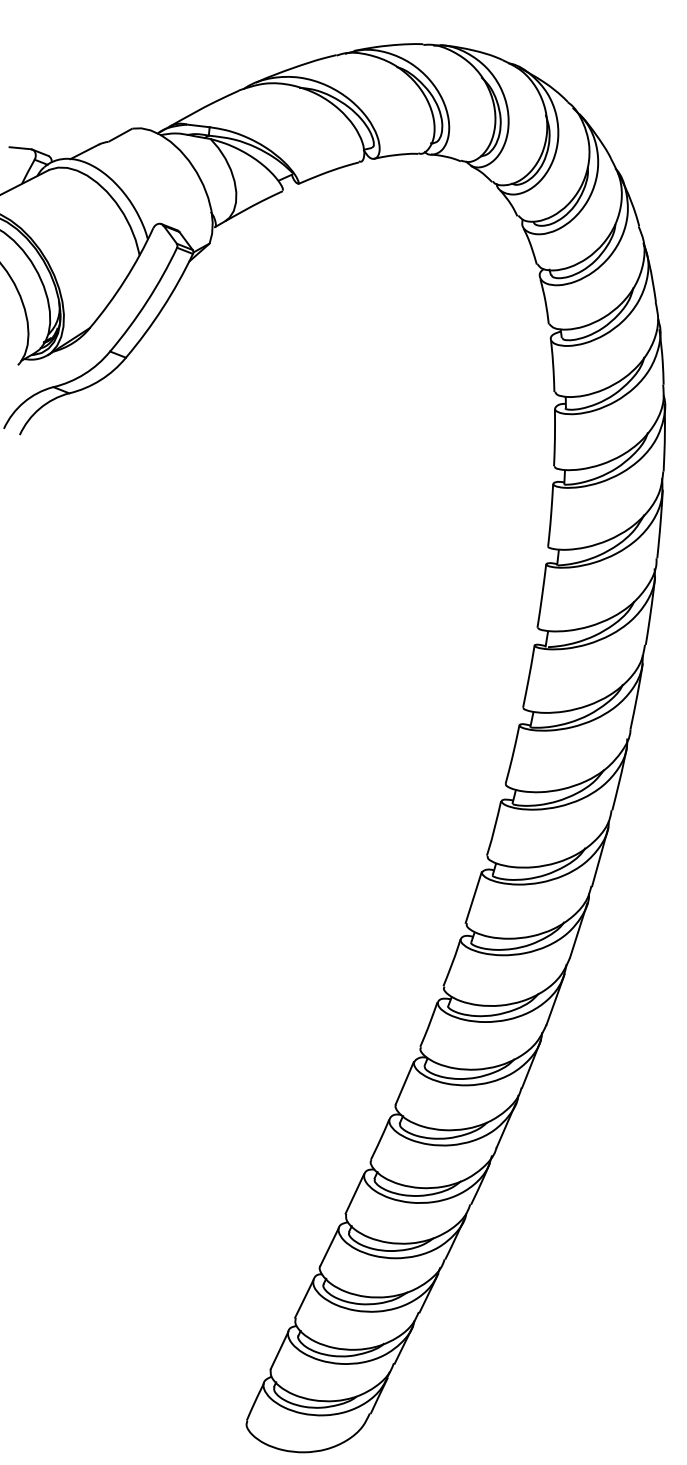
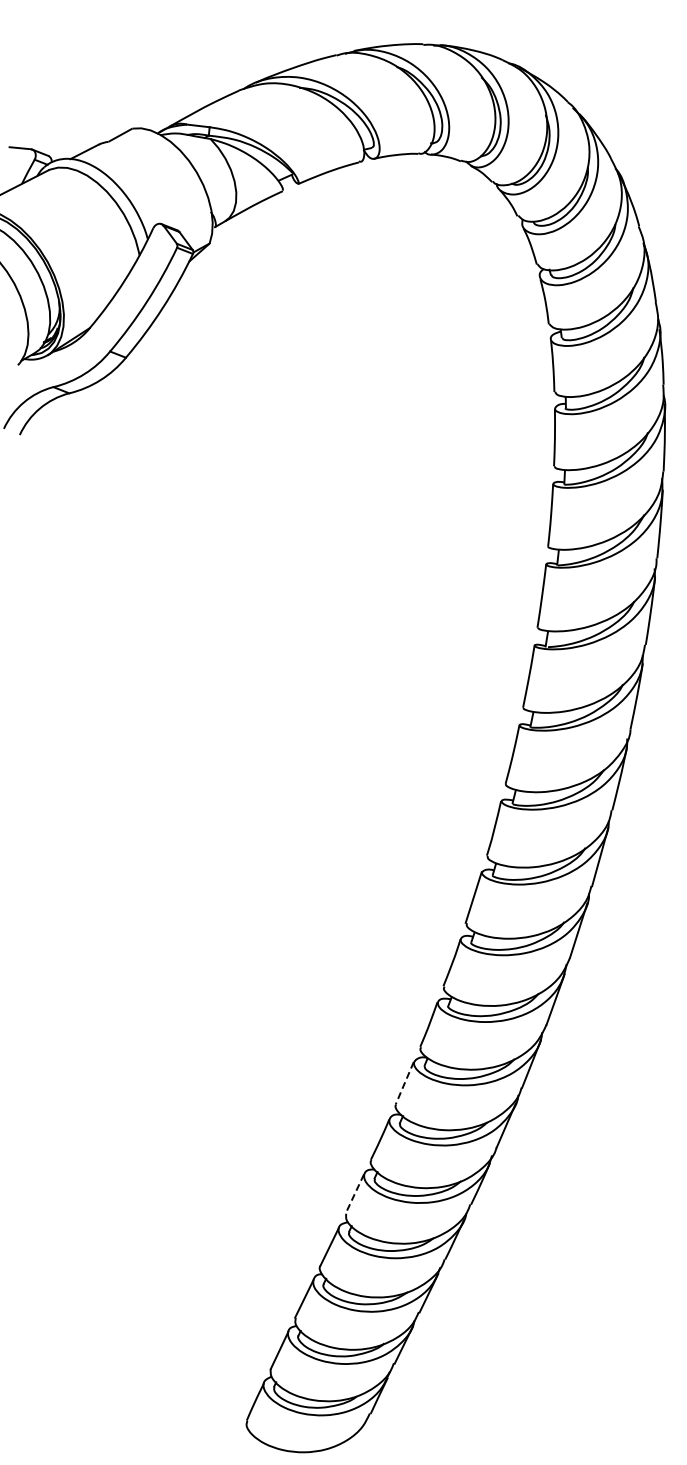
line: solid -> dashed (404, 1083)
line: solid -> dashed (354, 1193)
